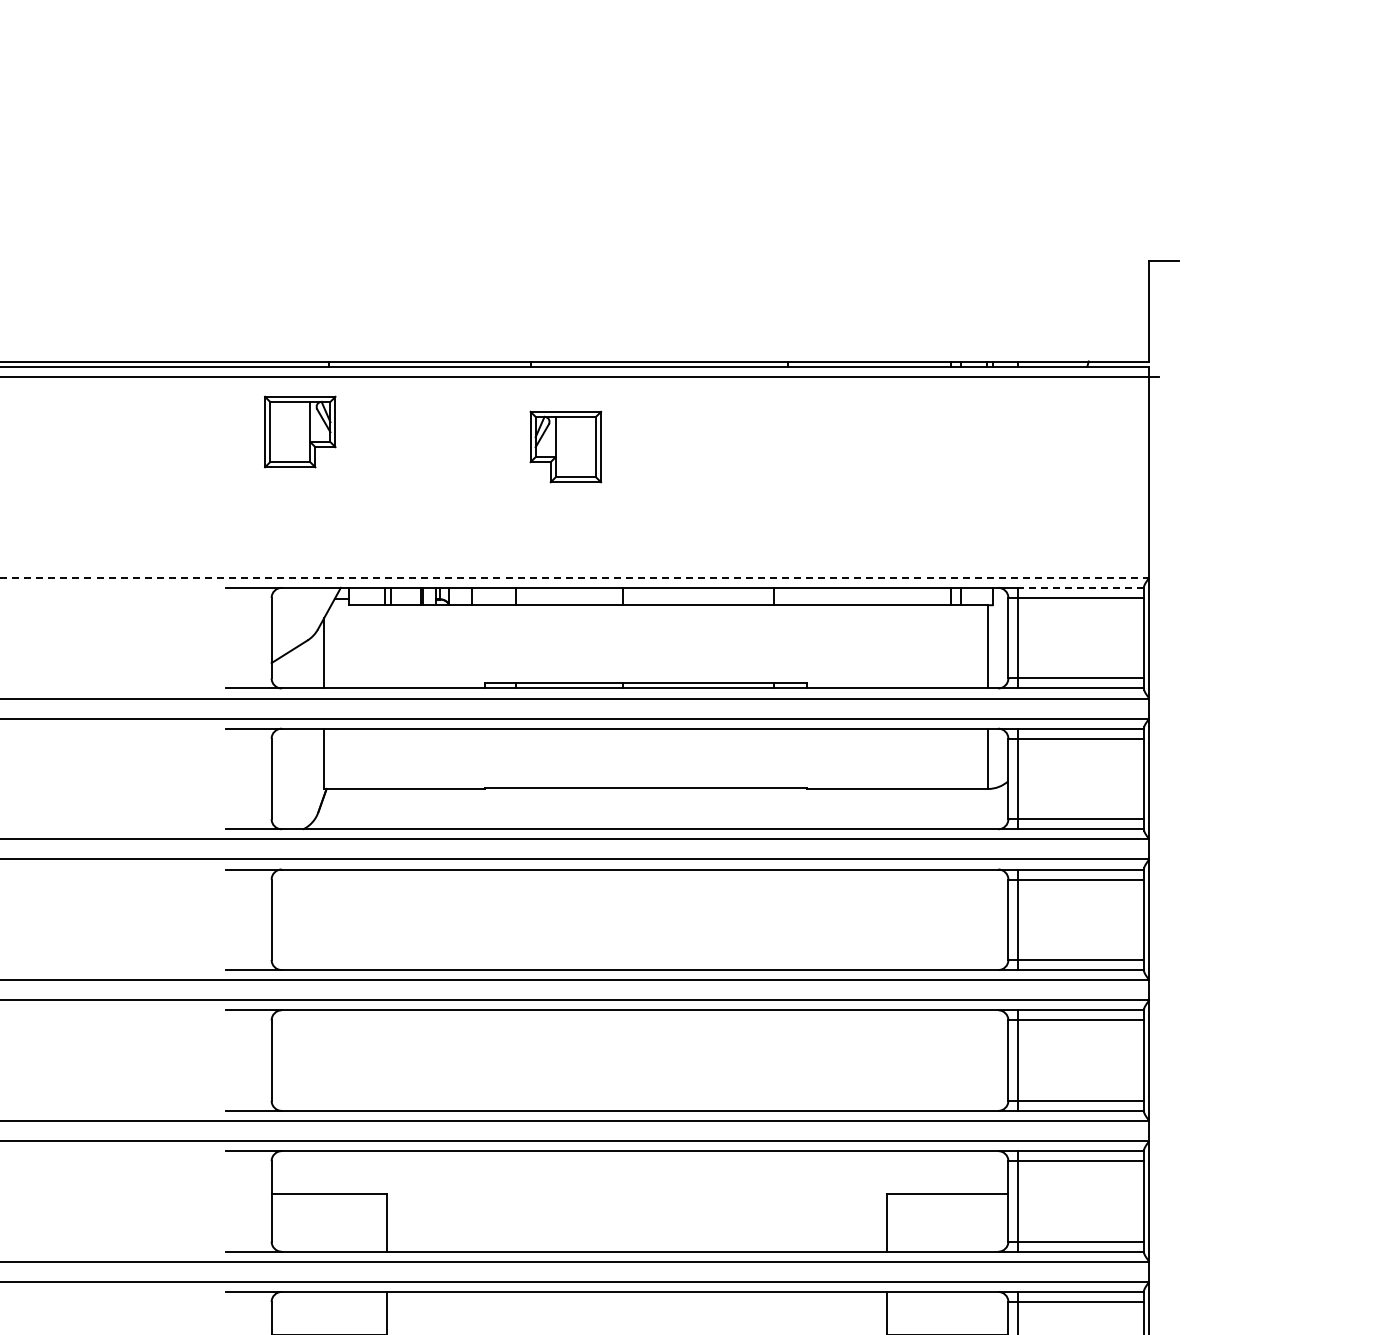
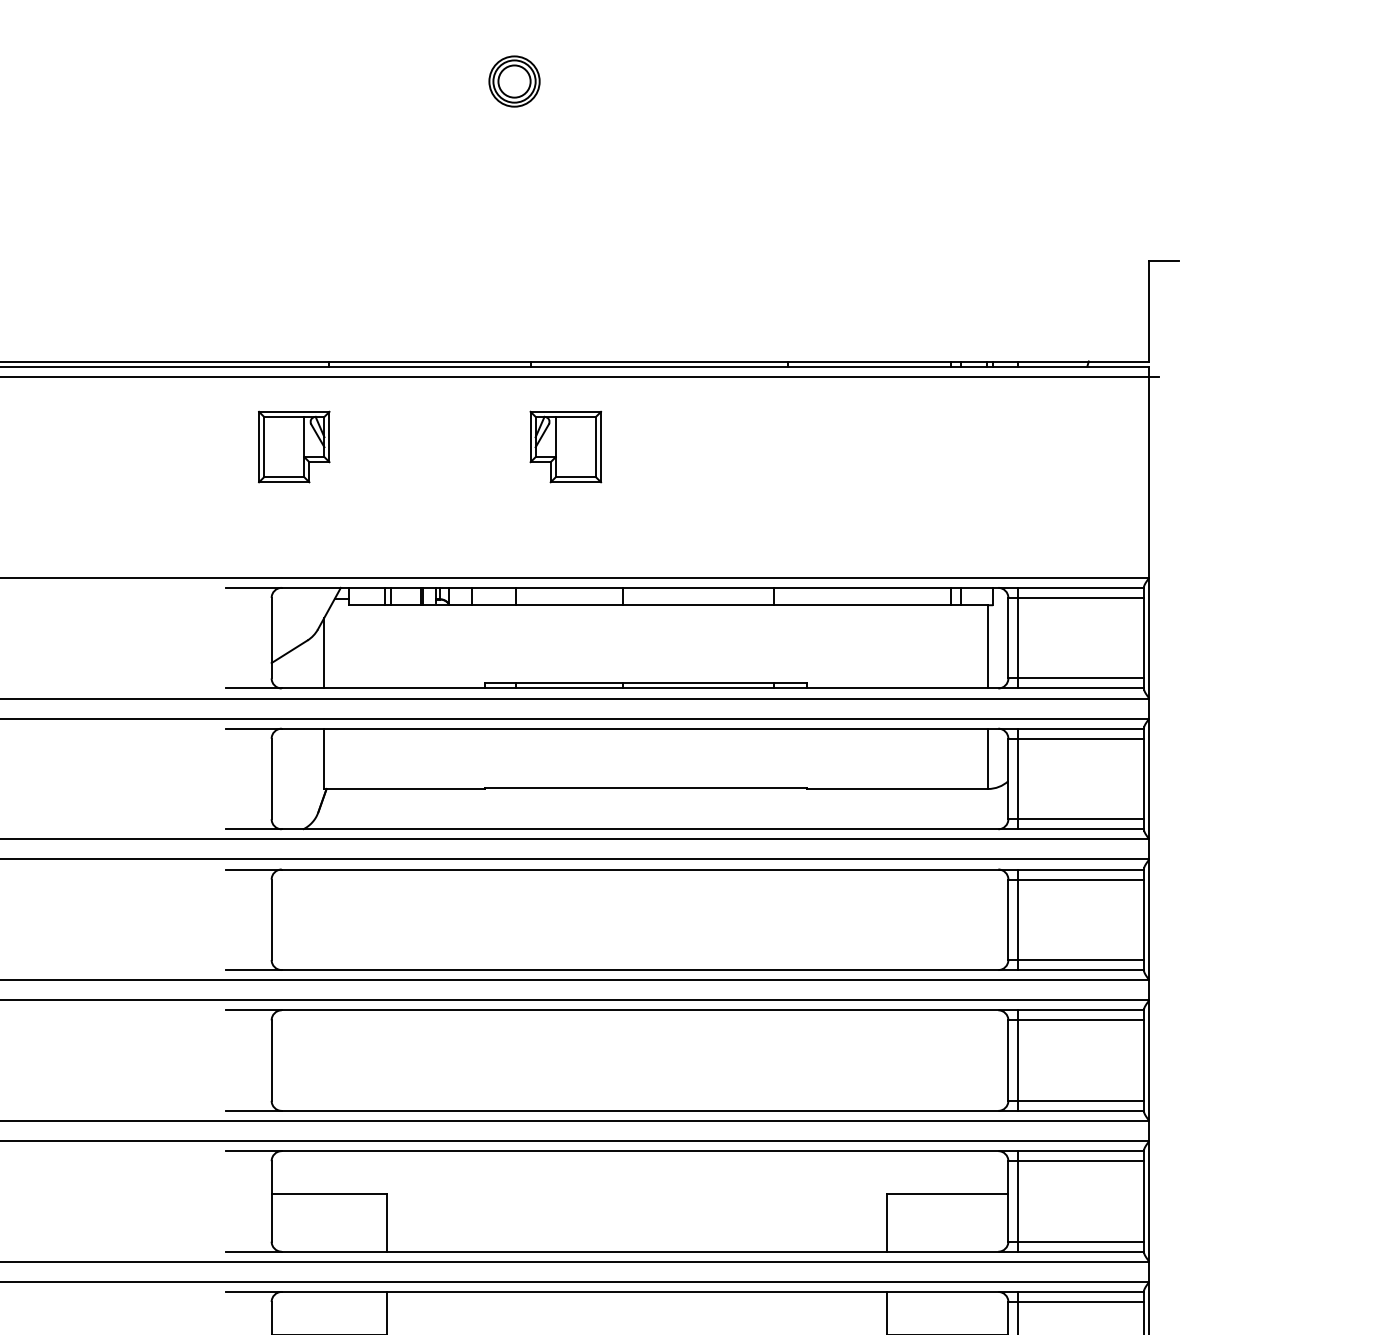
part: none -> present (514, 81)
part position: (300, 431) -> (294, 446) (294, 446)
line: dashed -> solid (575, 577)
line: dashed -> solid (1081, 587)
